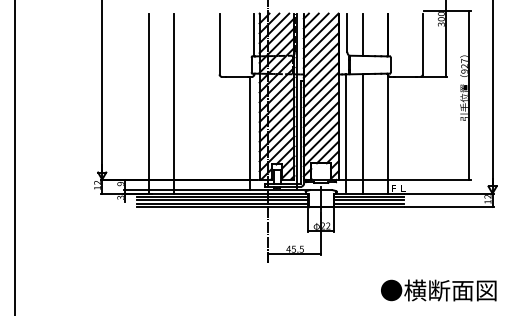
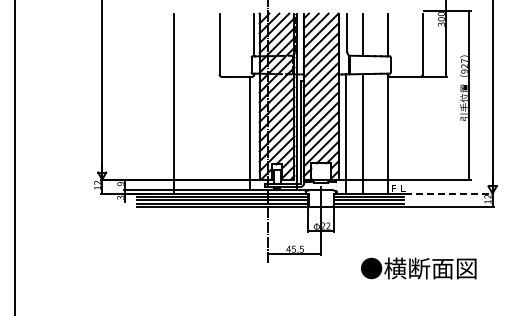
line: present -> none (148, 103)
line: solid -> dashed (449, 193)
text position: (438, 290) -> (418, 268) (418, 268)
